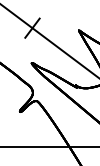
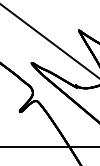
line: present -> none (32, 27)
